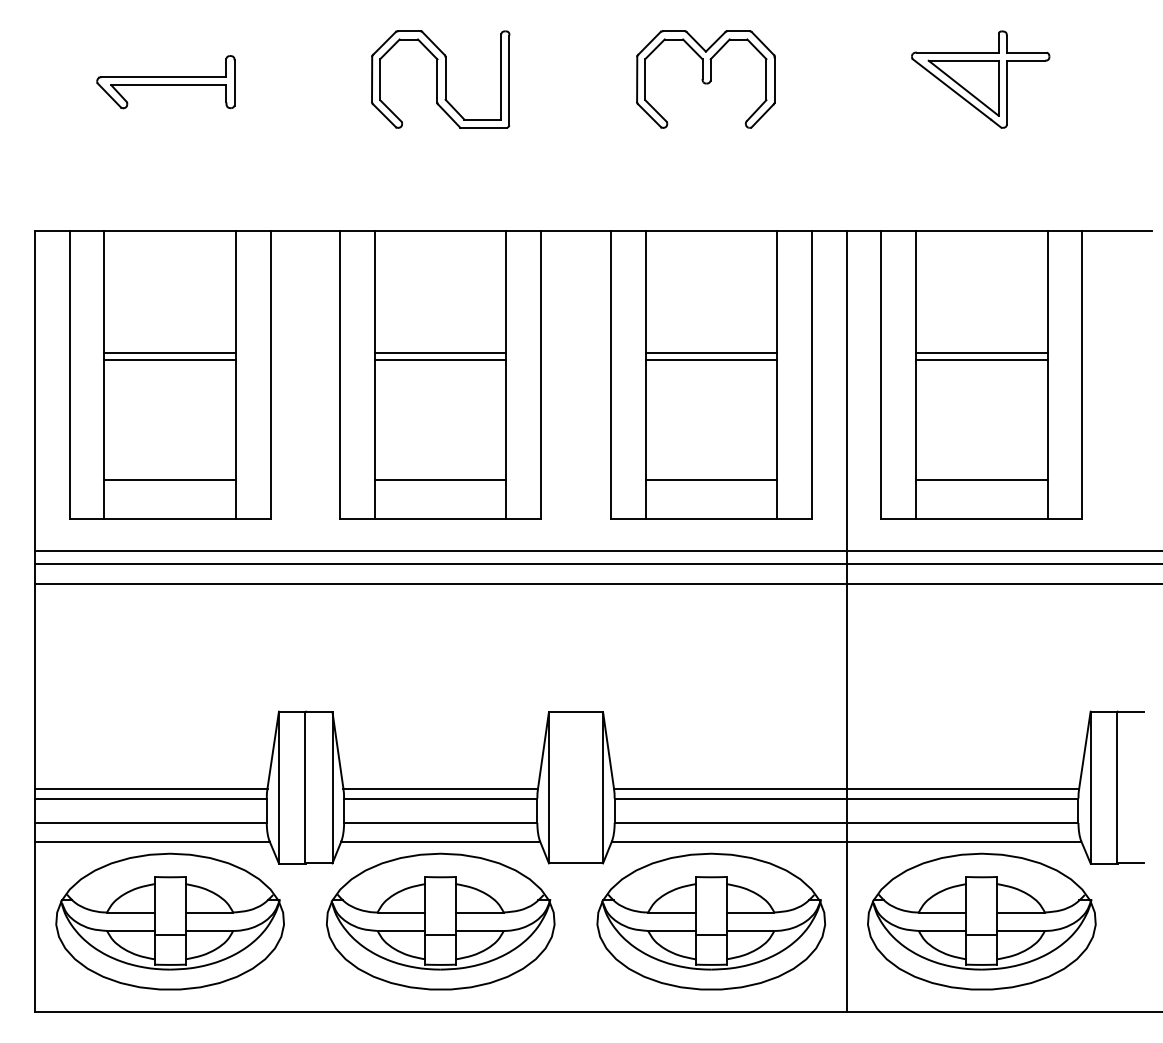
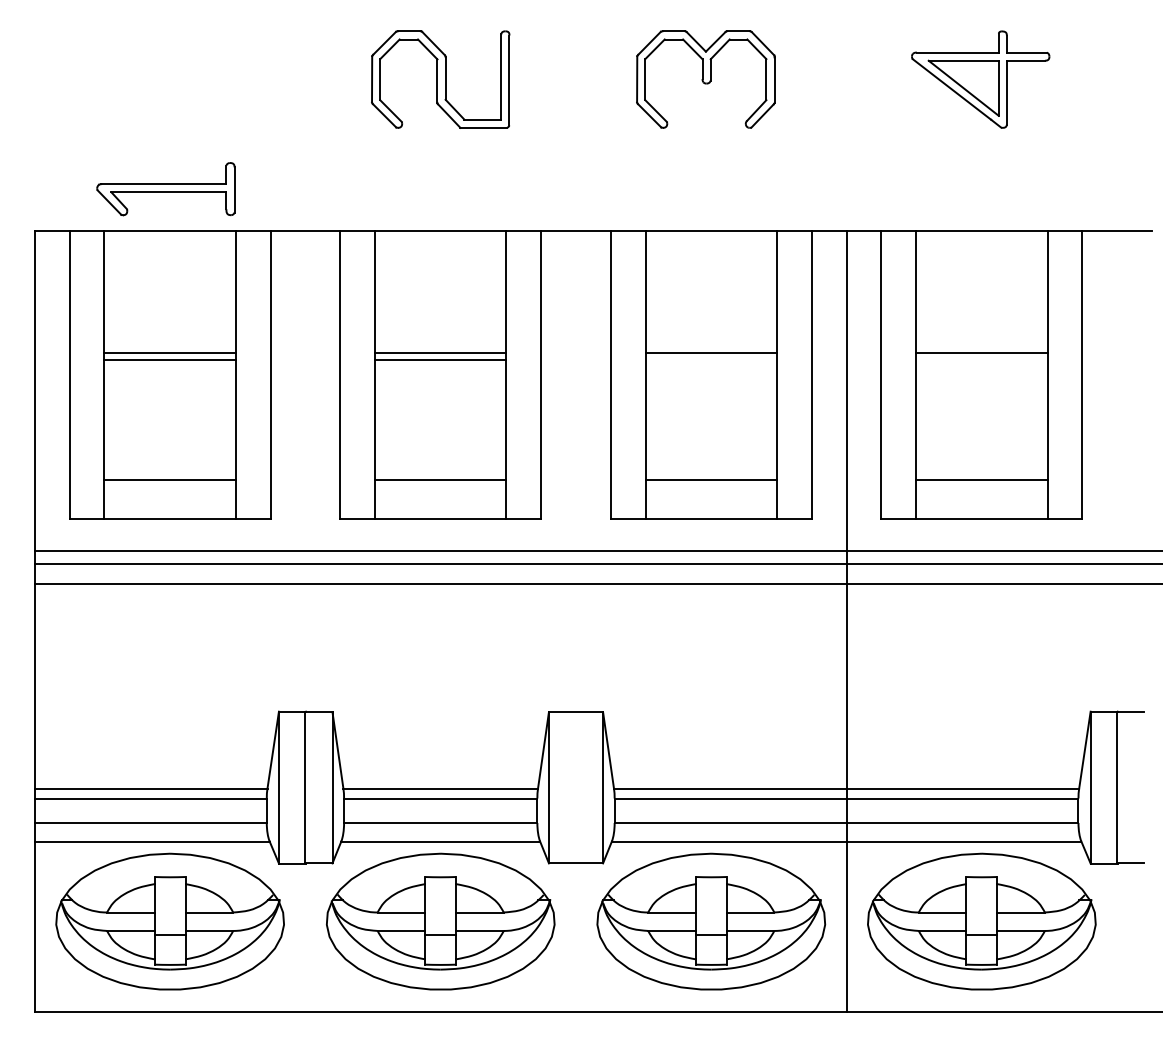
part position: (165, 82) -> (165, 189) (165, 189)
line: present -> none (711, 360)
line: present -> none (981, 360)
